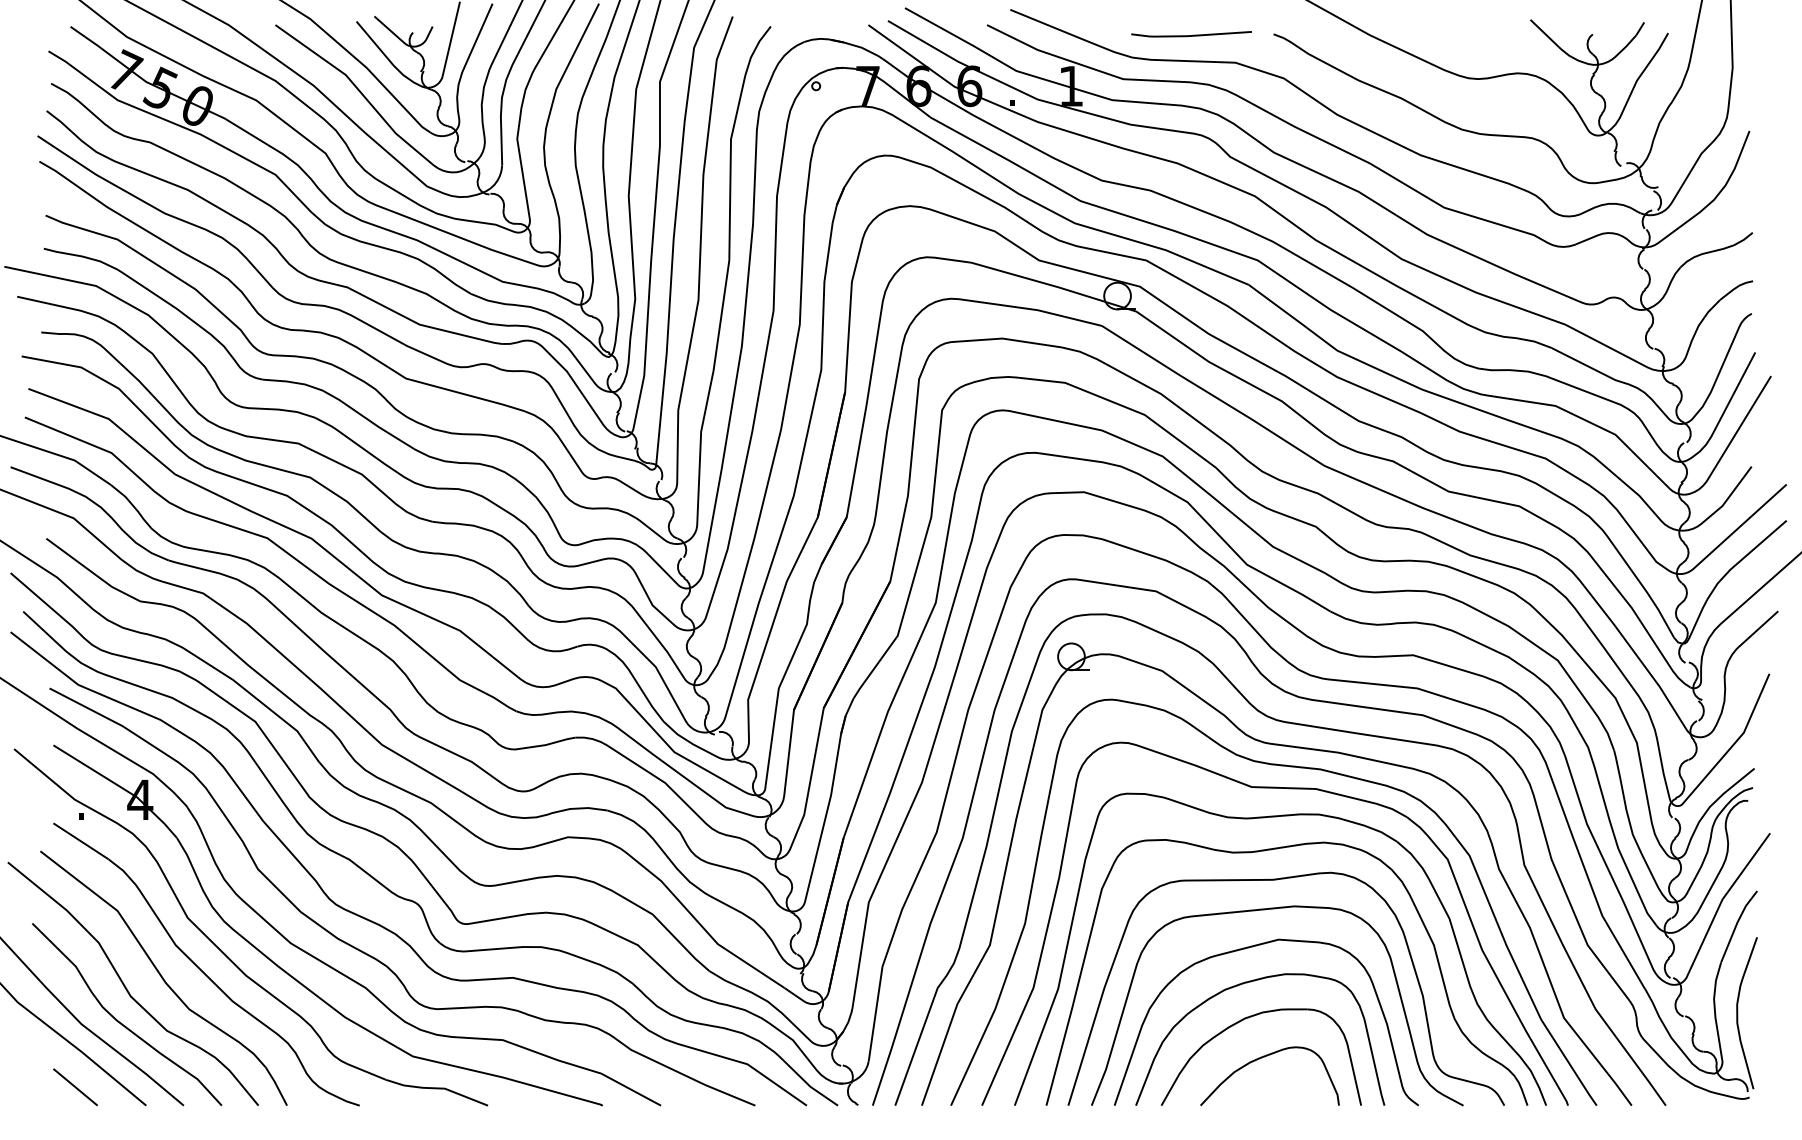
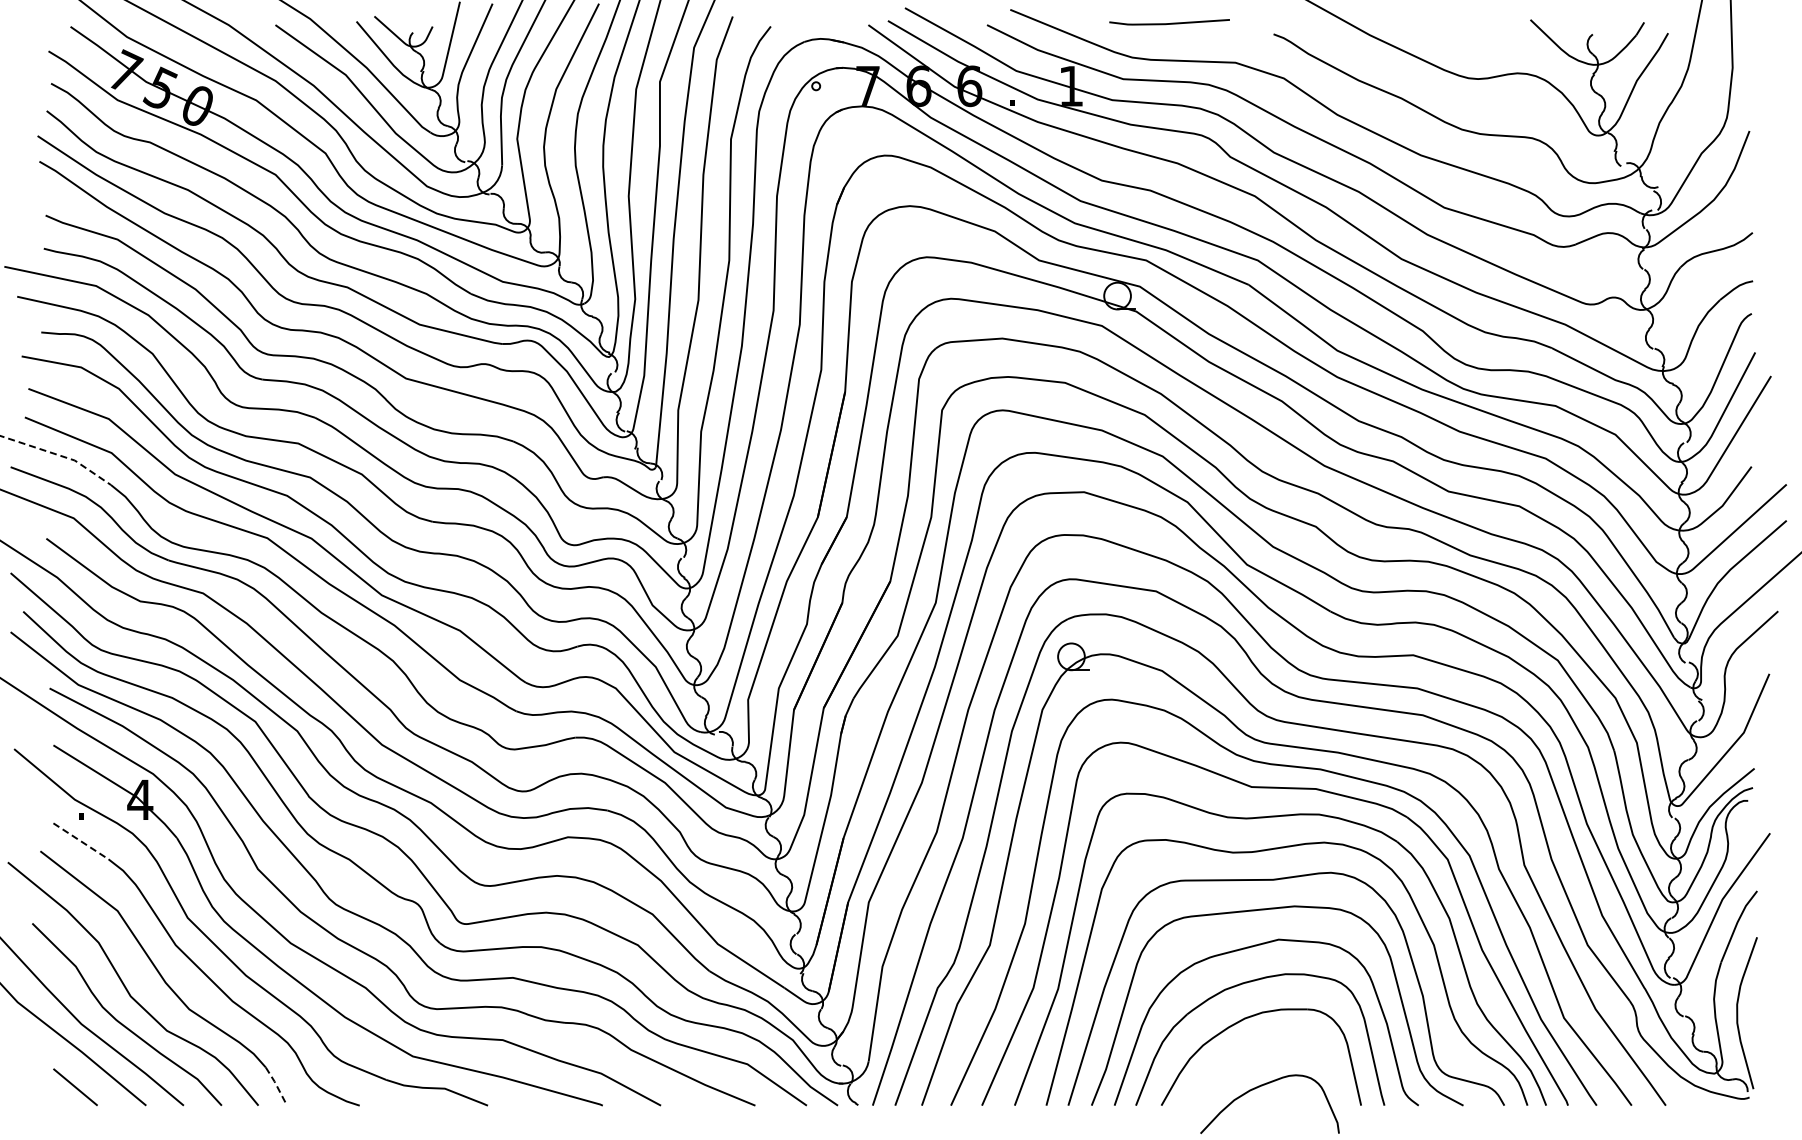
line position: (1191, 35) -> (1169, 23) (1169, 23)
line: solid -> dashed (58, 455)
line: solid -> dashed (81, 841)
curve position: (1262, 1058) -> (1262, 1086) (1262, 1086)
line: solid -> dashed (276, 1085)
